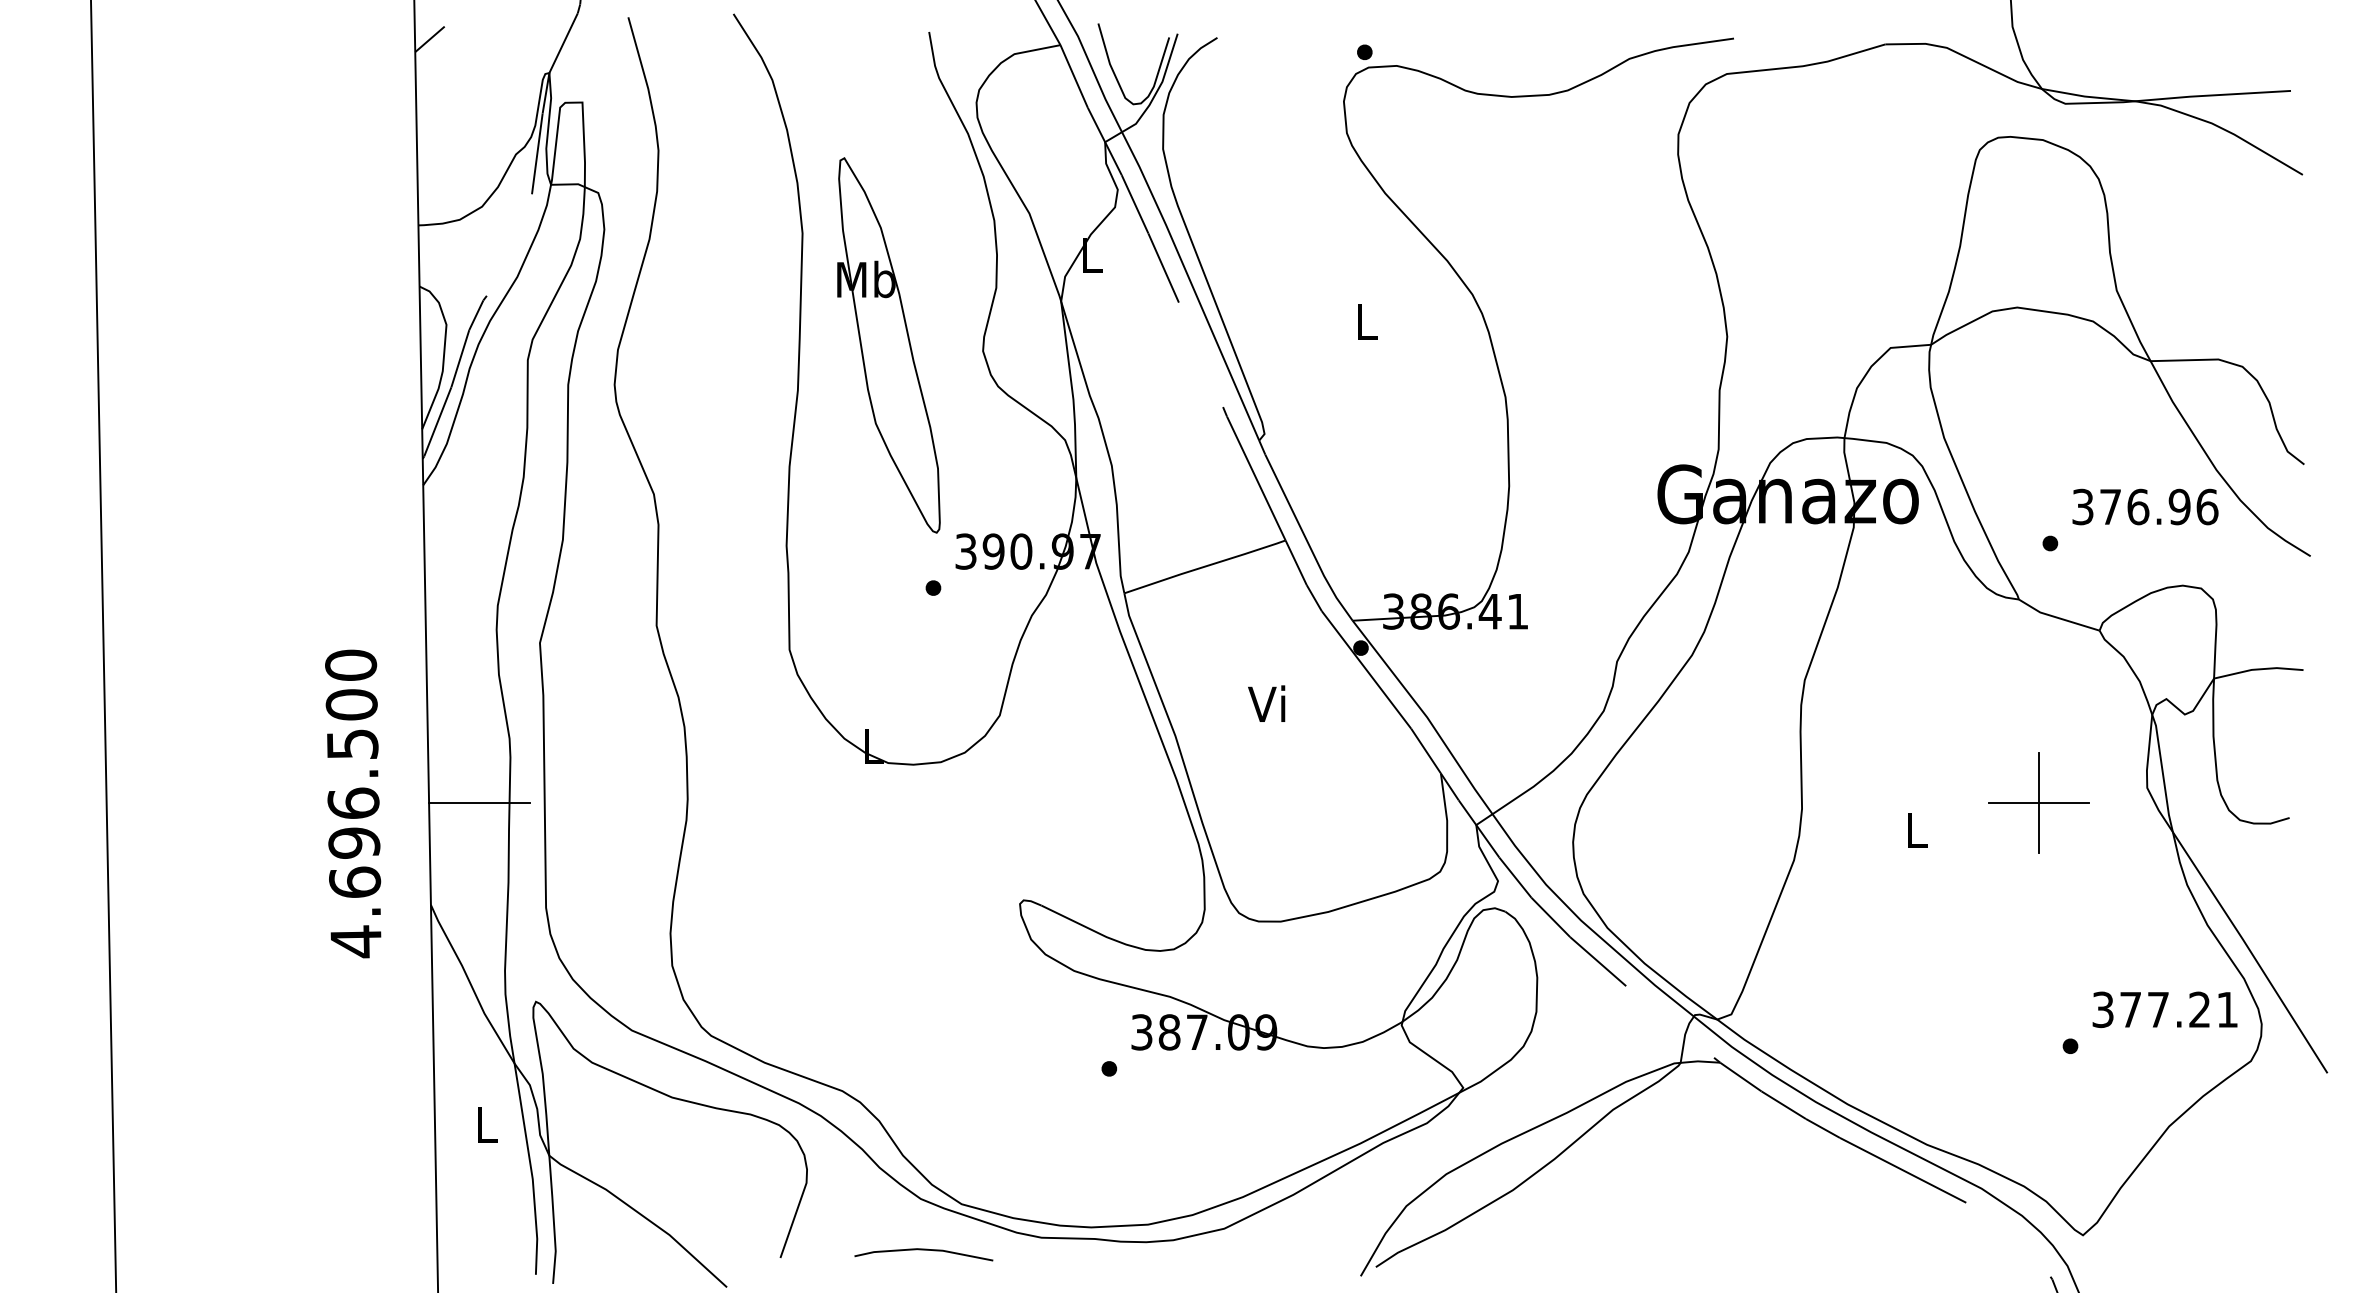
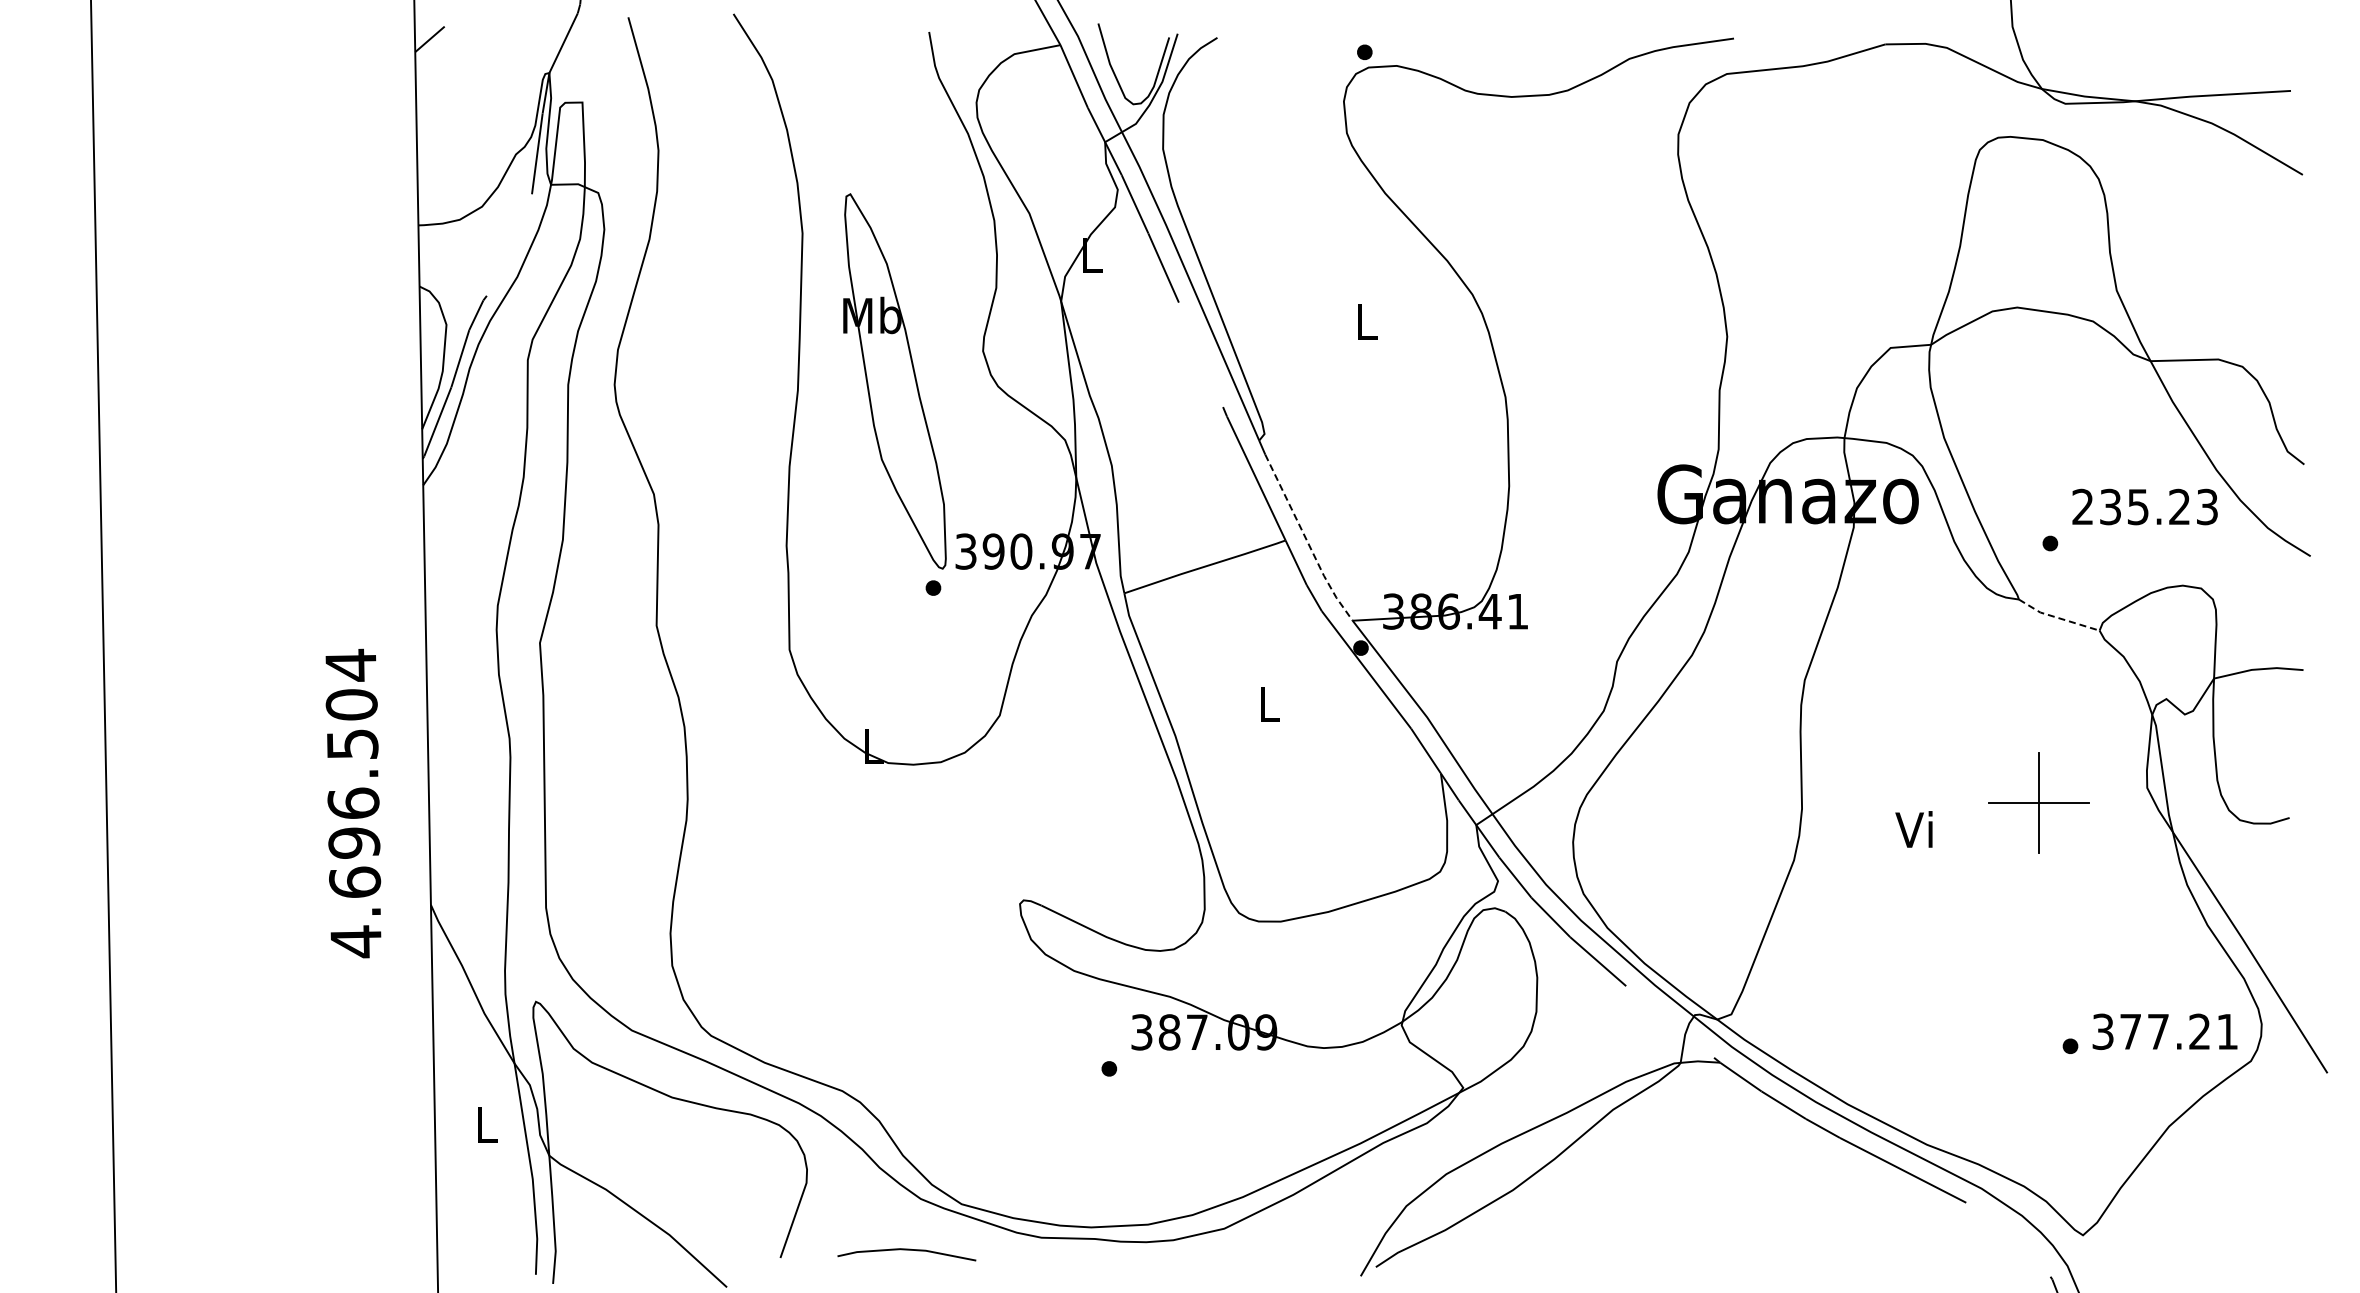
part position: (888, 345) -> (894, 381) (894, 381)
text: 376.96 -> 235.23 (2145, 506)
line: solid -> dashed (1307, 540)
line: solid -> dashed (2058, 617)
text: 4.696.500 -> 4.696.504 (351, 664)
text: Vi -> L (1266, 703)
line: present -> none (479, 803)
text: L -> Vi (1913, 829)
text position: (2164, 1009) -> (2164, 1031) (2164, 1031)
line position: (923, 1250) -> (906, 1250) (906, 1250)
